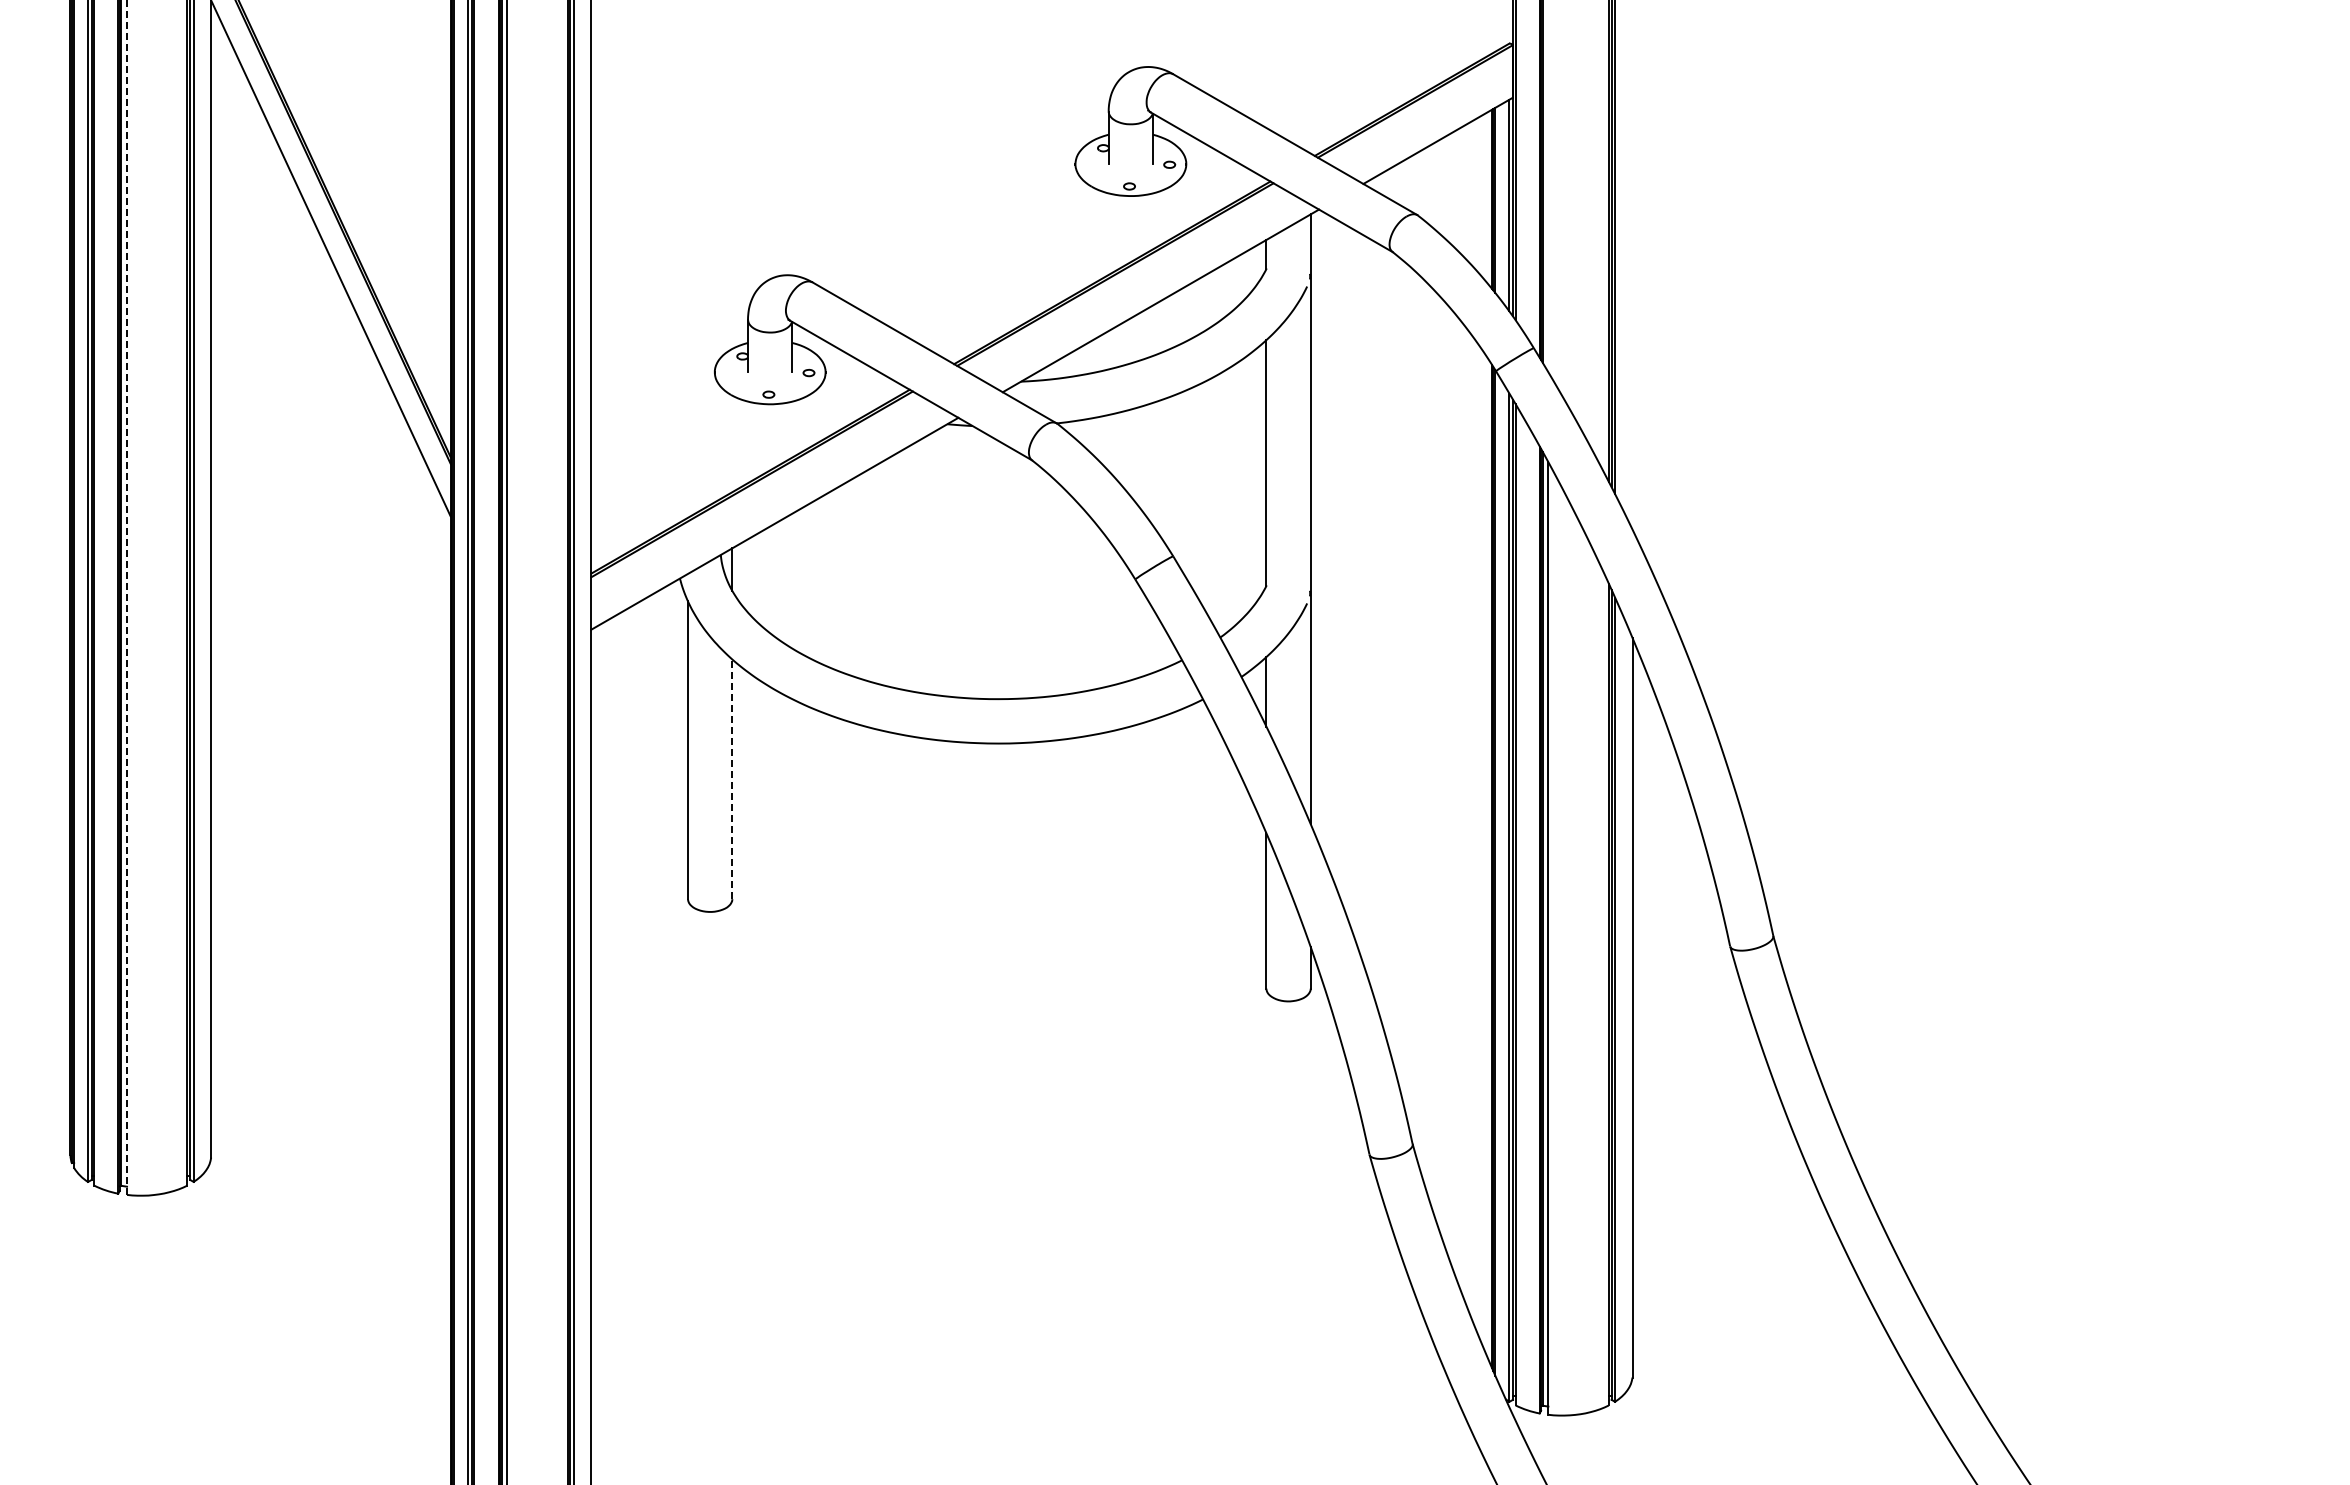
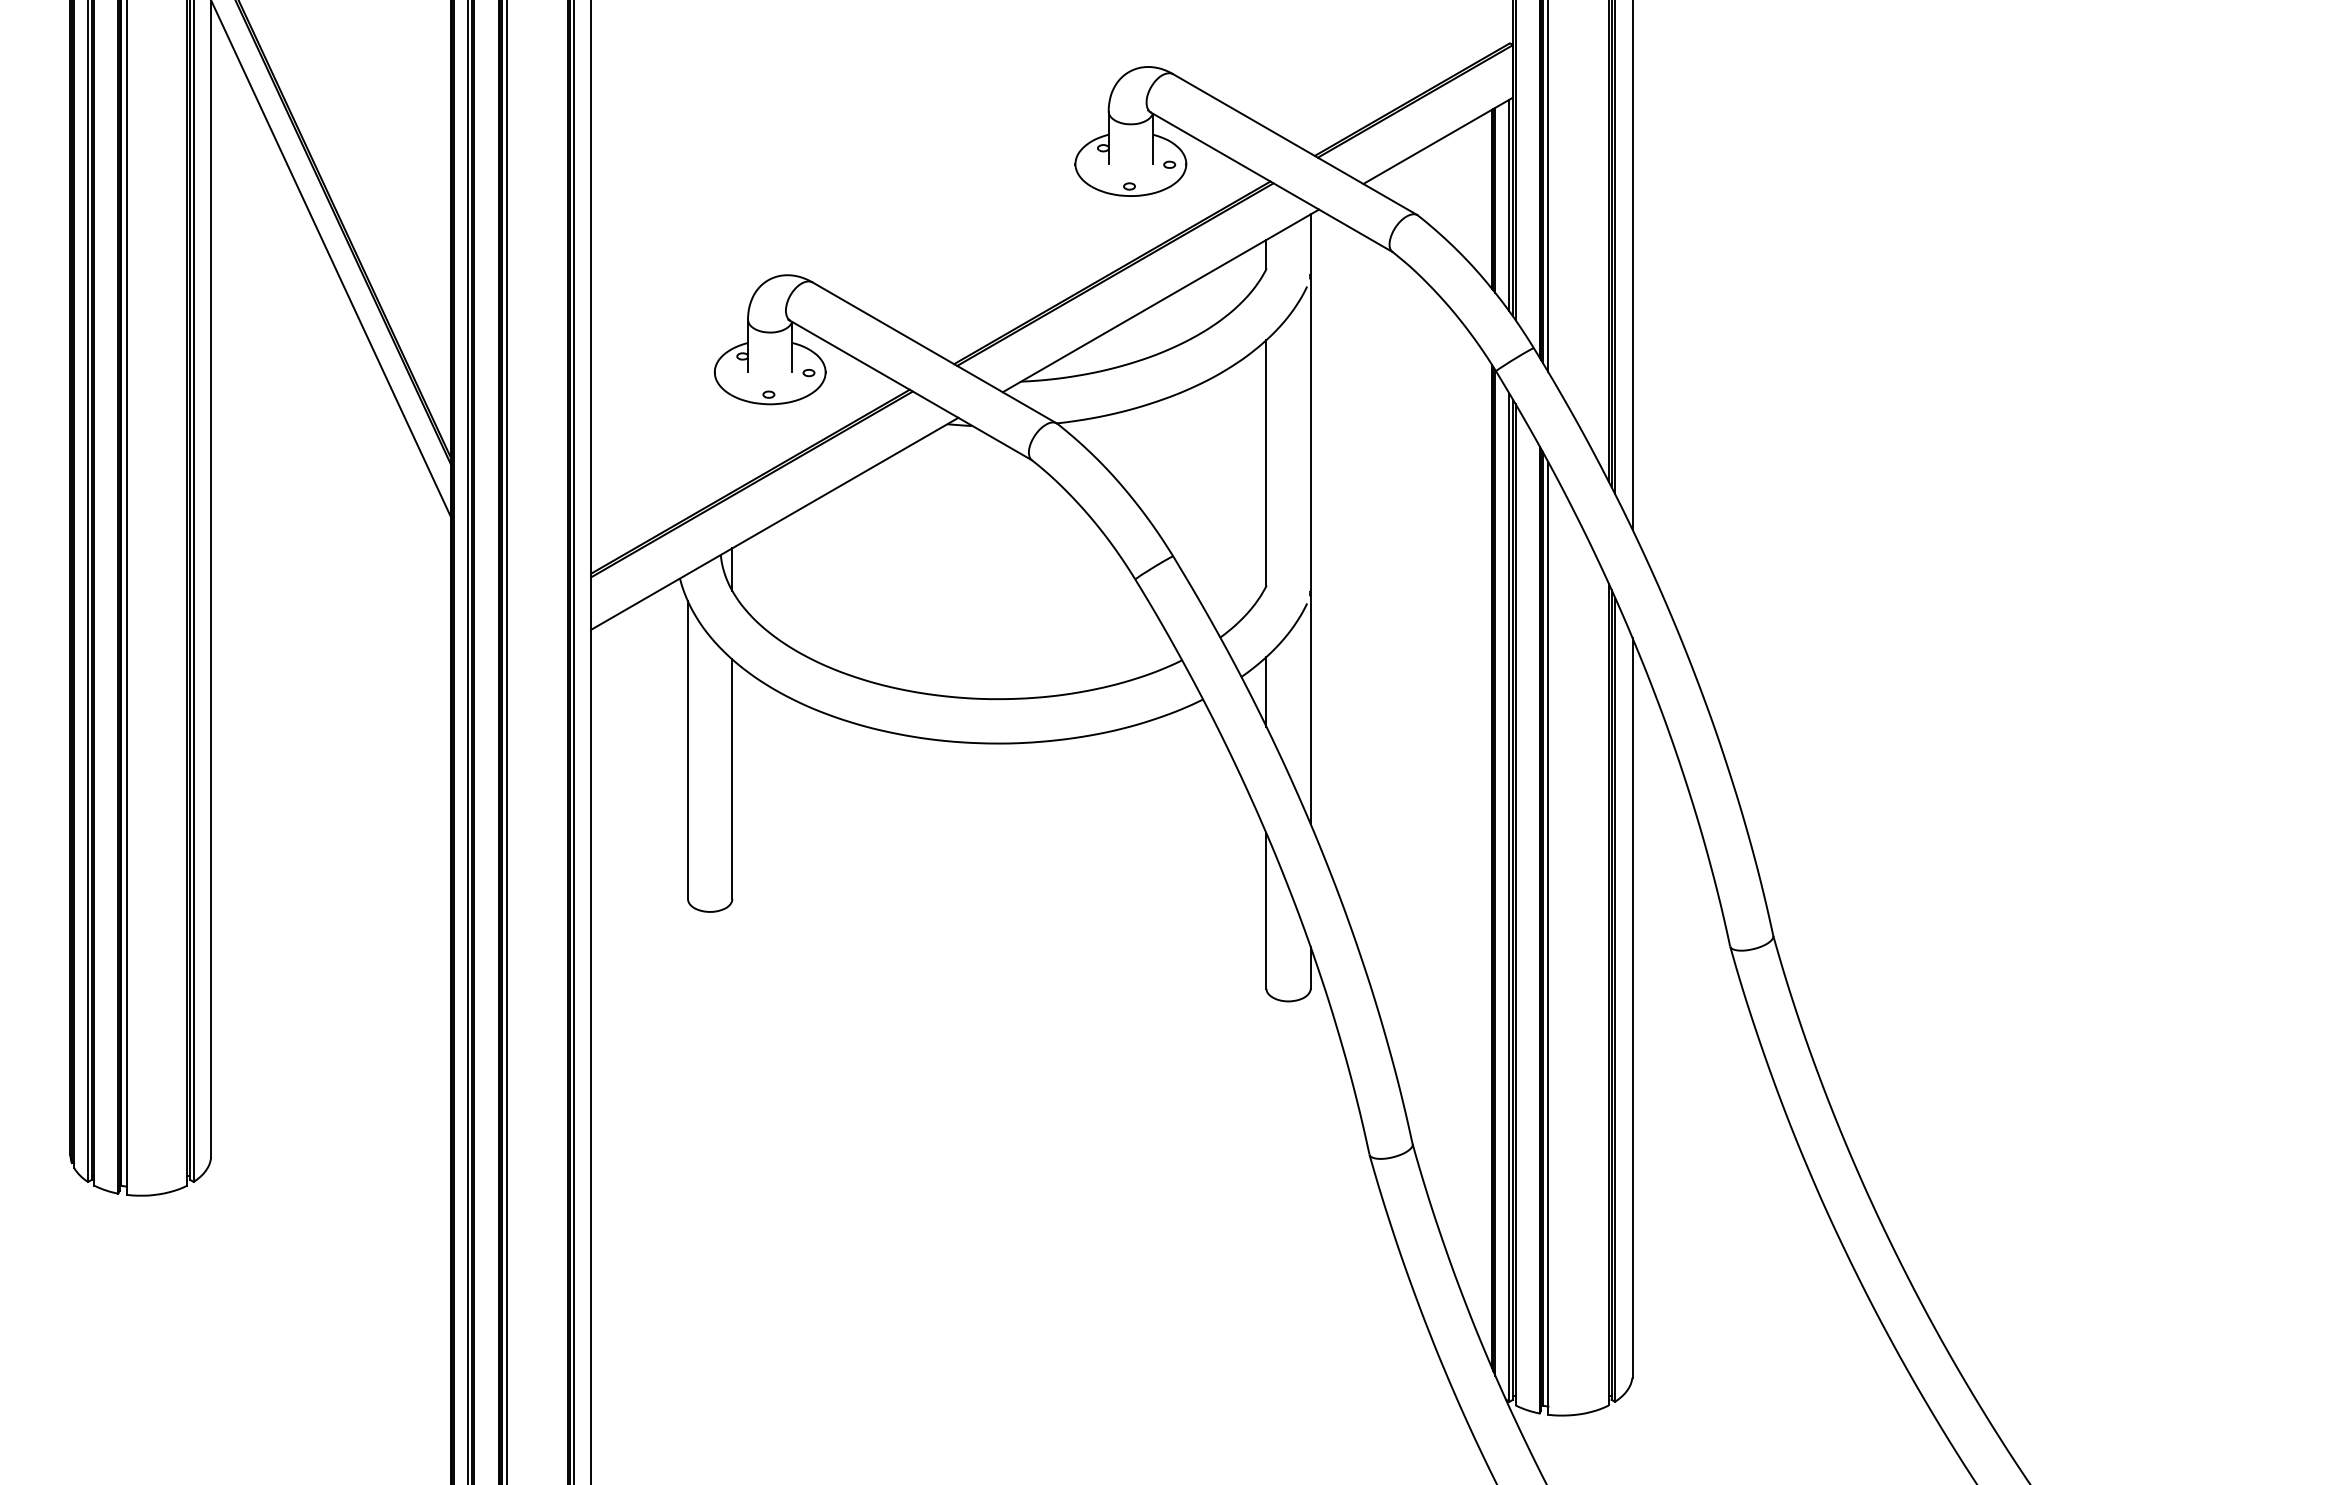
line: none -> present (1548, 187)
line: none -> present (1632, 265)
line: dashed -> solid (127, 597)
line: dashed -> solid (732, 779)
